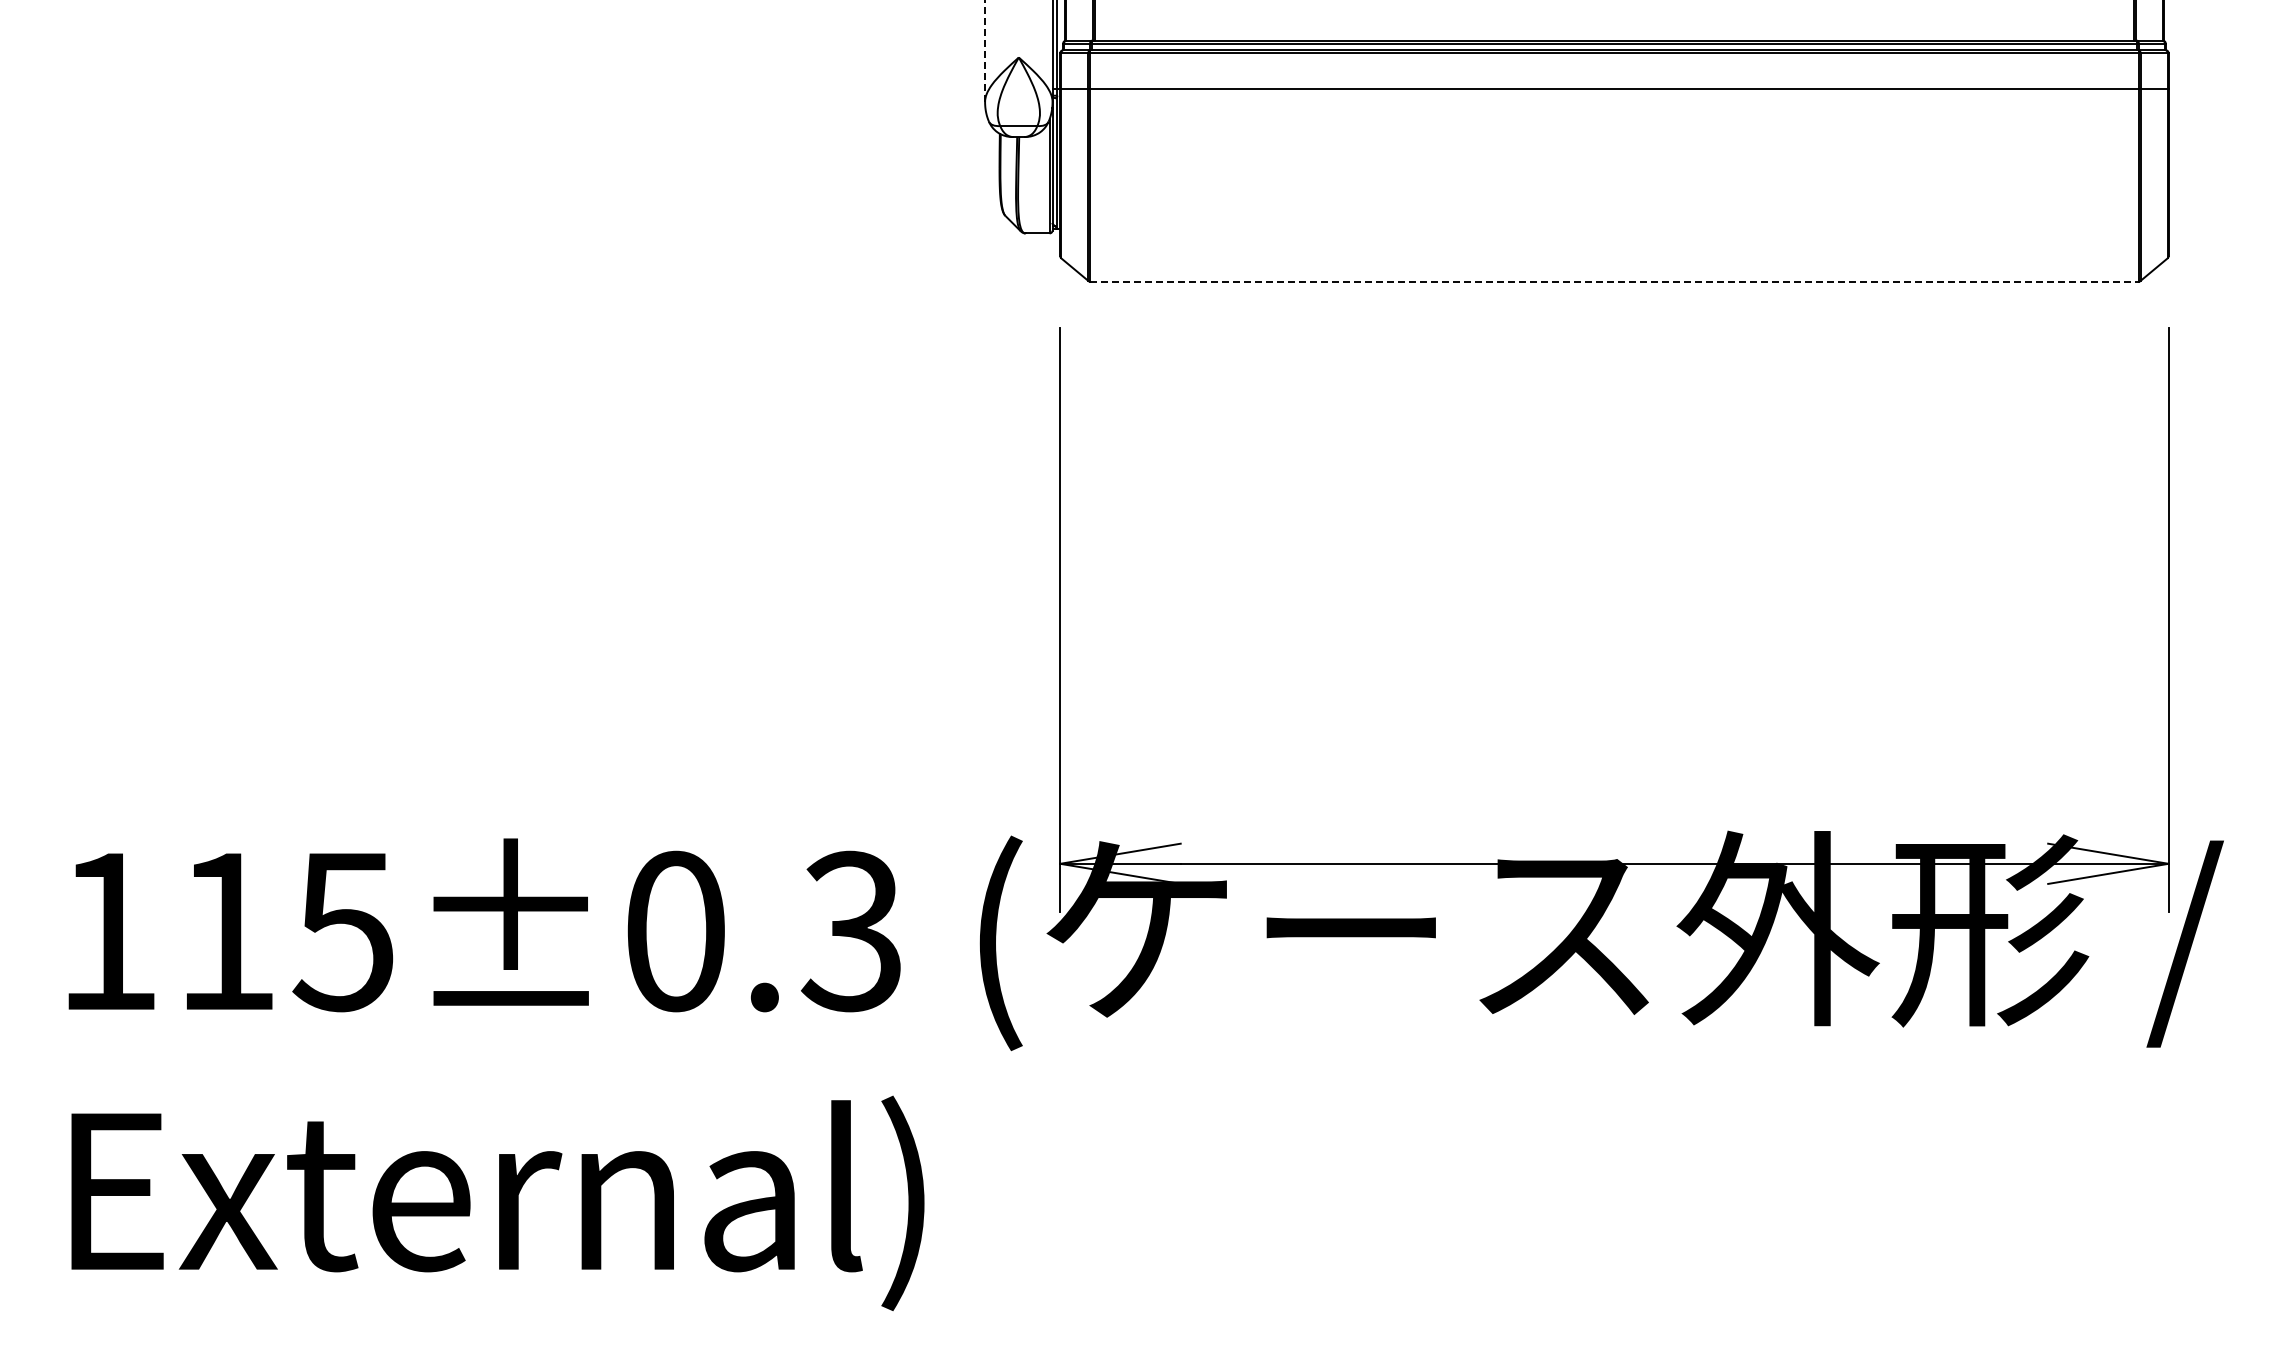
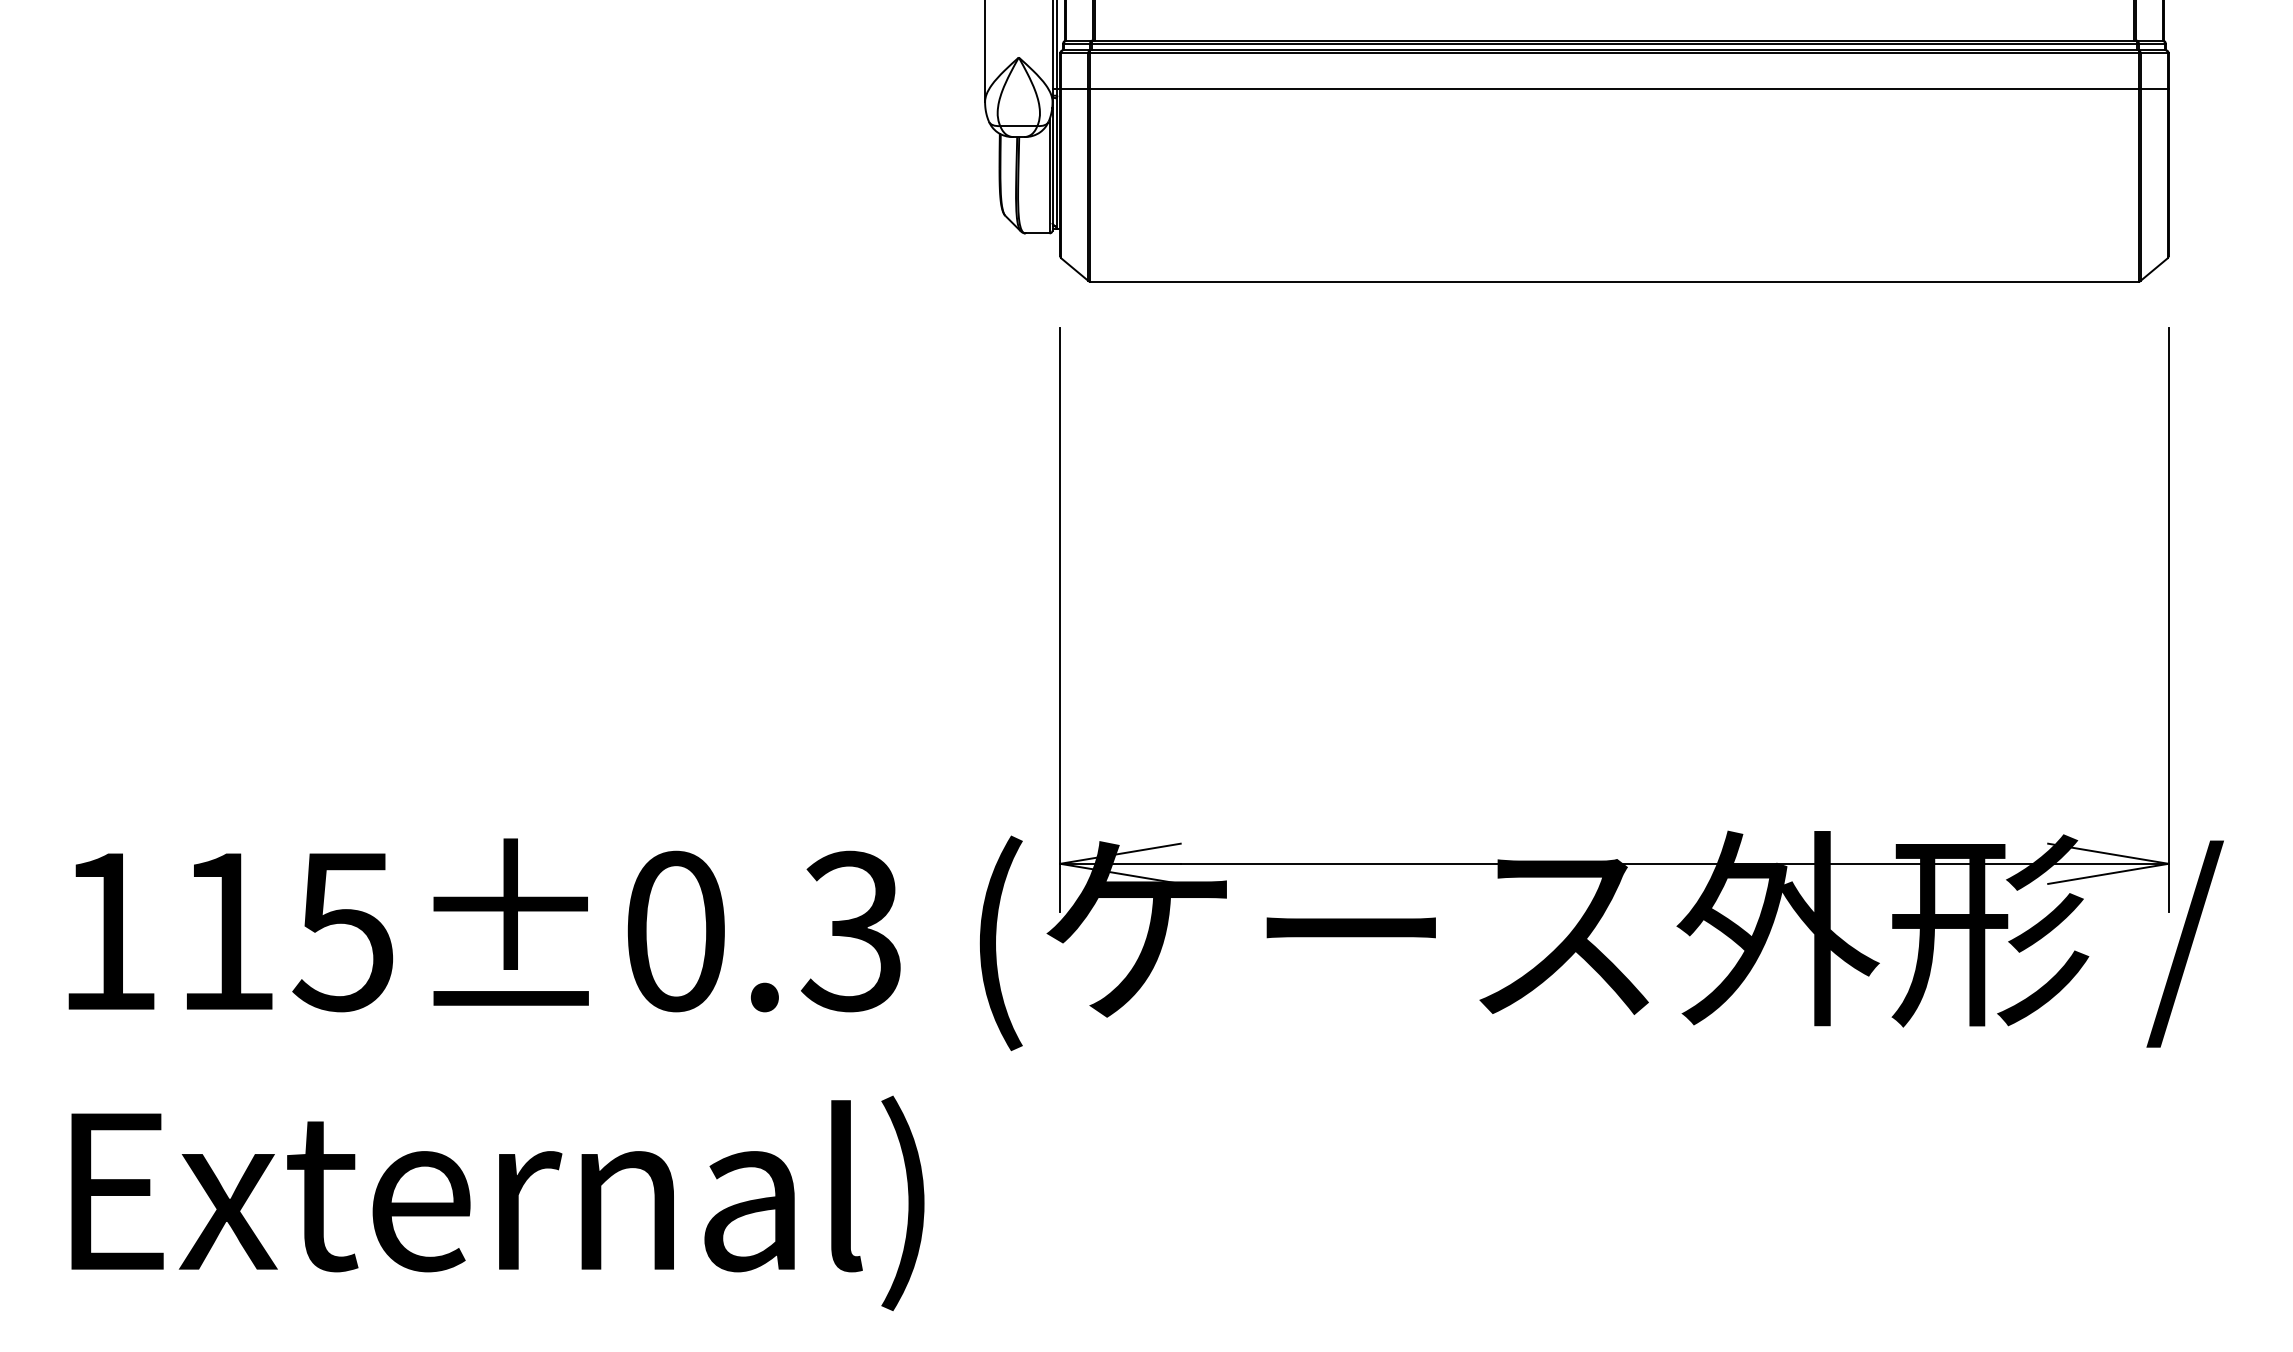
line: dashed -> solid (985, 51)
line: dashed -> solid (1614, 281)
